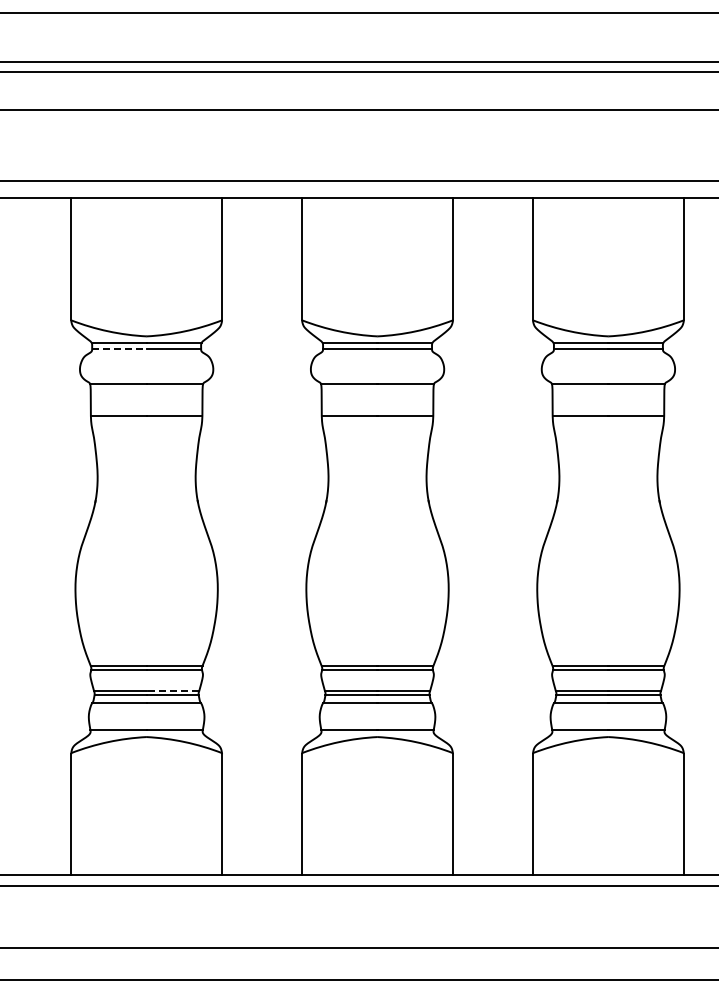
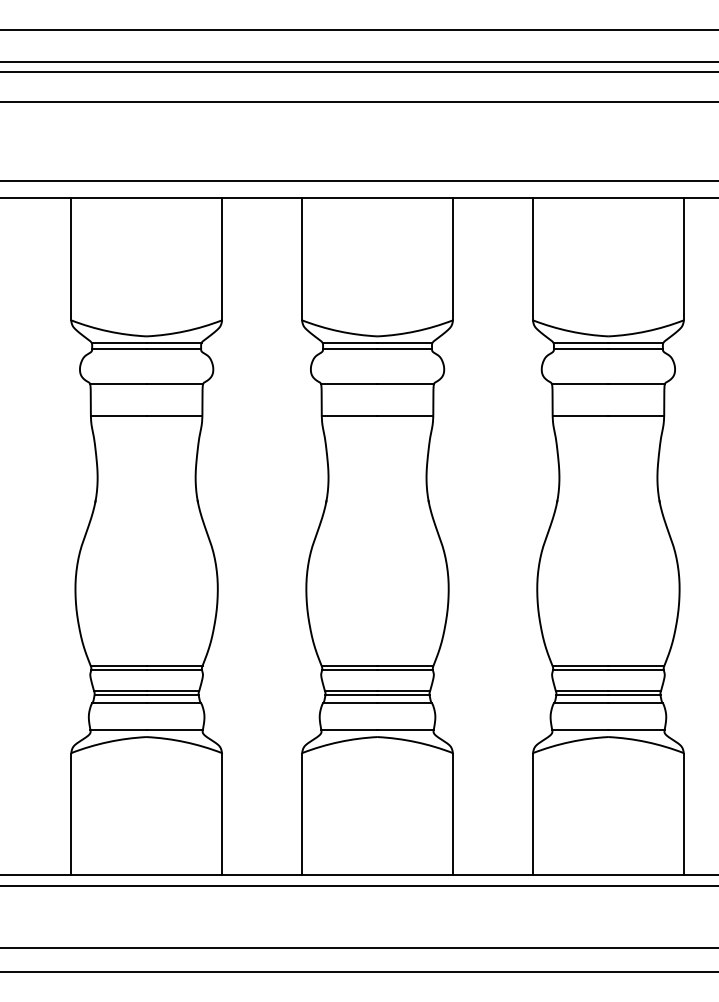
line position: (358, 13) -> (358, 30) (358, 30)
line position: (358, 109) -> (358, 101) (358, 101)
line: dashed -> solid (119, 349)
line: dashed -> solid (172, 690)
line position: (358, 979) -> (358, 971) (358, 971)
